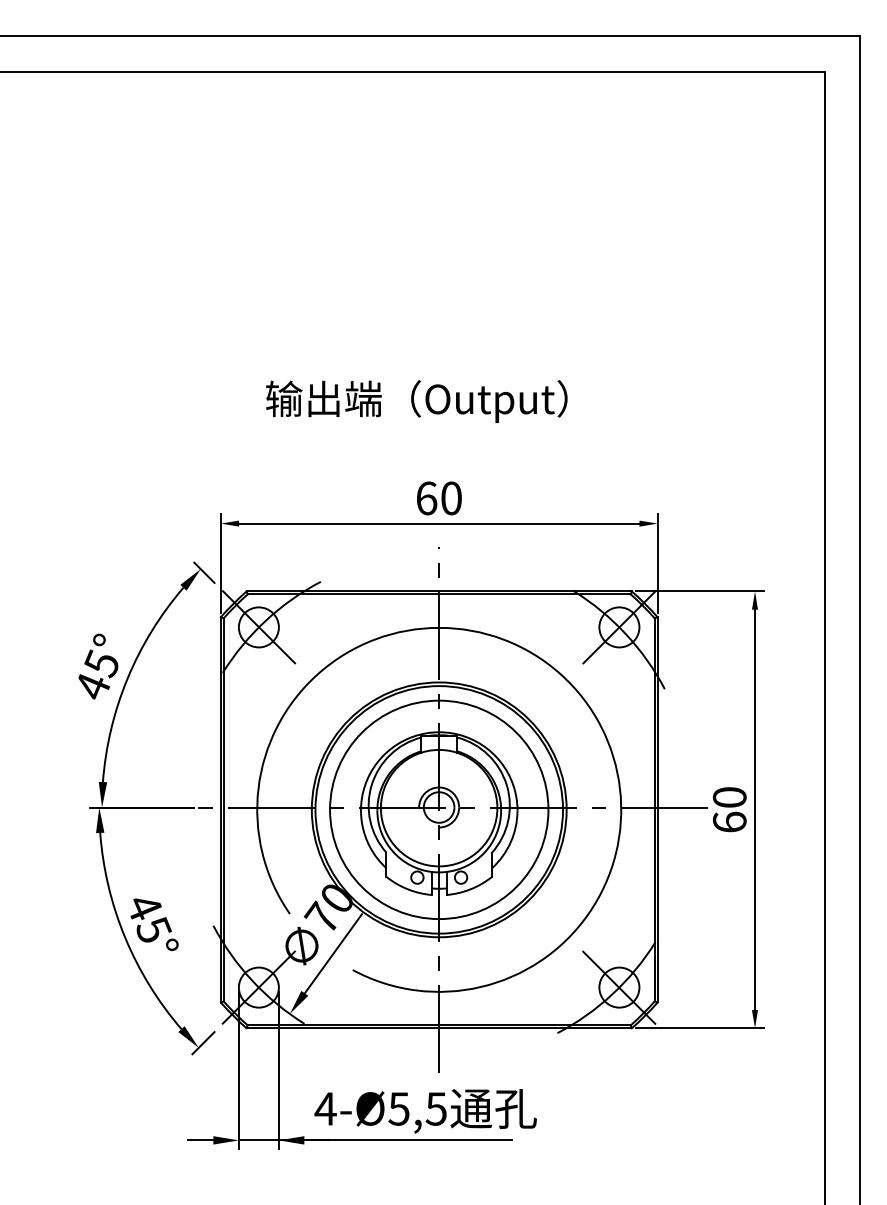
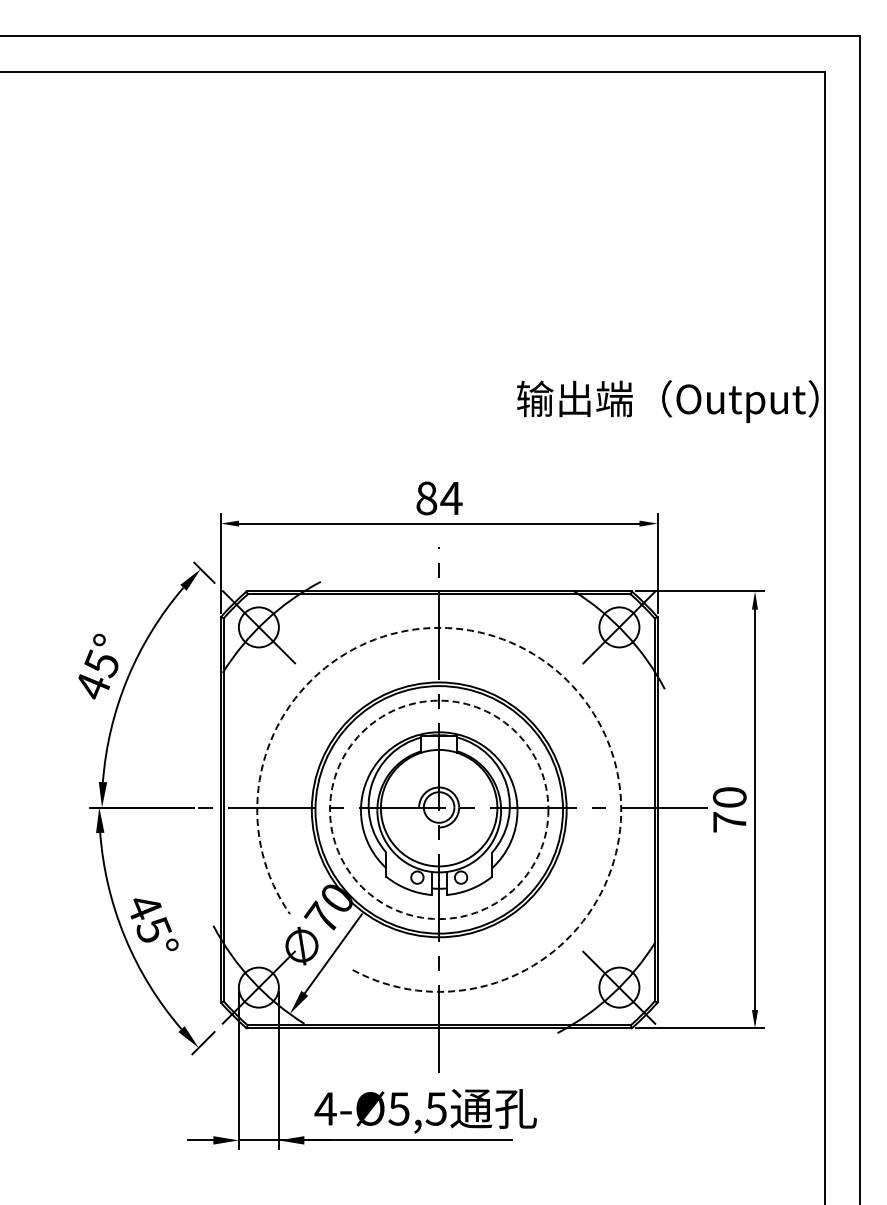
text position: (416, 401) -> (667, 401) (667, 401)
text: 60 -> 84 (439, 498)
arc: solid -> dashed (560, 674)
circle: solid -> dashed (439, 809)
text: 60 -> 70 (729, 821)
